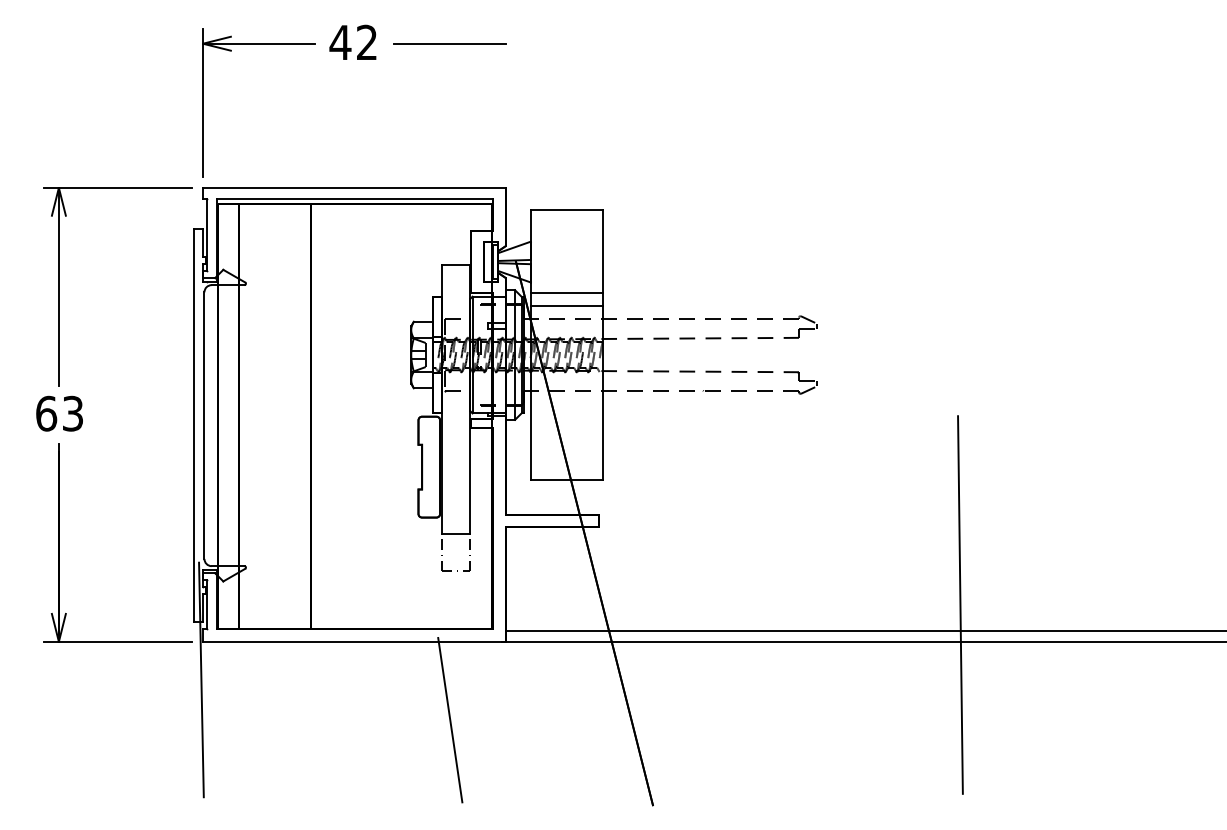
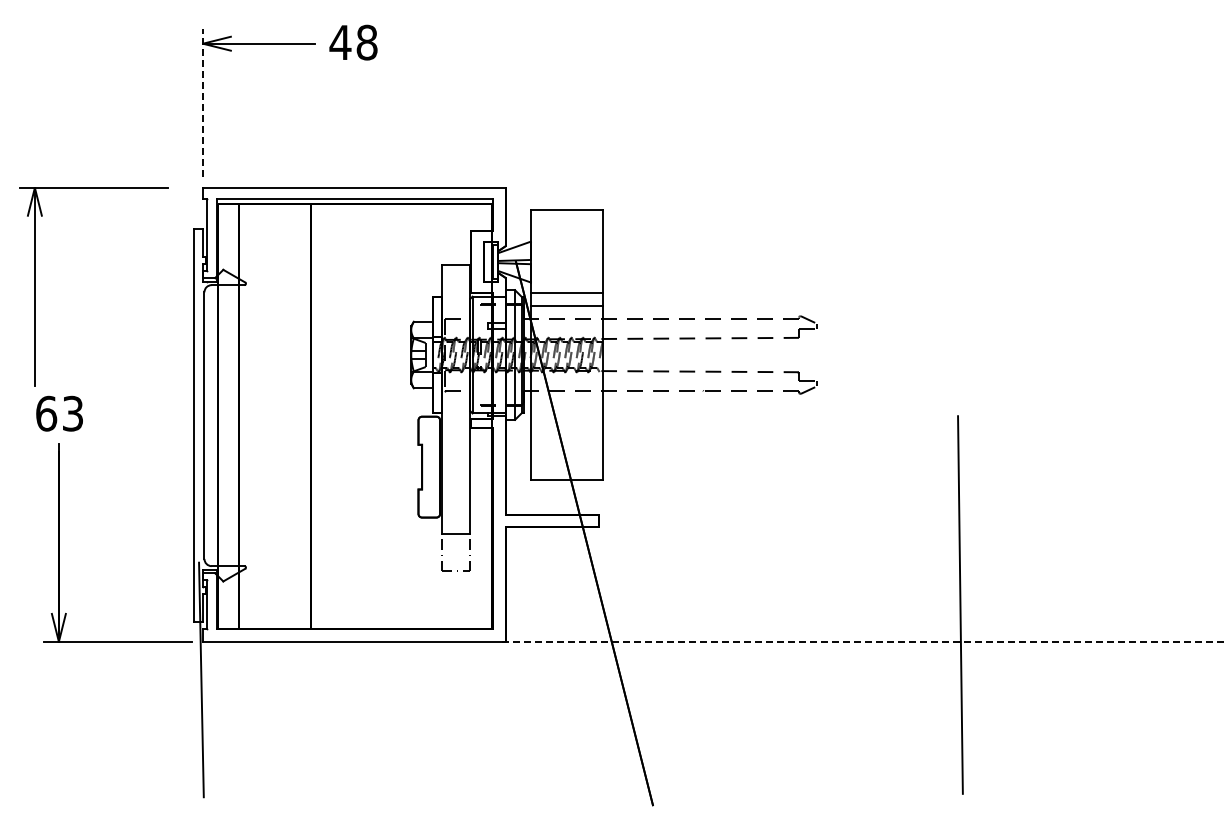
text: 42 -> 48 (366, 42)
line: present -> none (449, 43)
line: solid -> dashed (203, 103)
part position: (59, 286) -> (35, 286) (35, 286)
line: present -> none (864, 631)
line: solid -> dashed (864, 641)
line: present -> none (450, 720)
